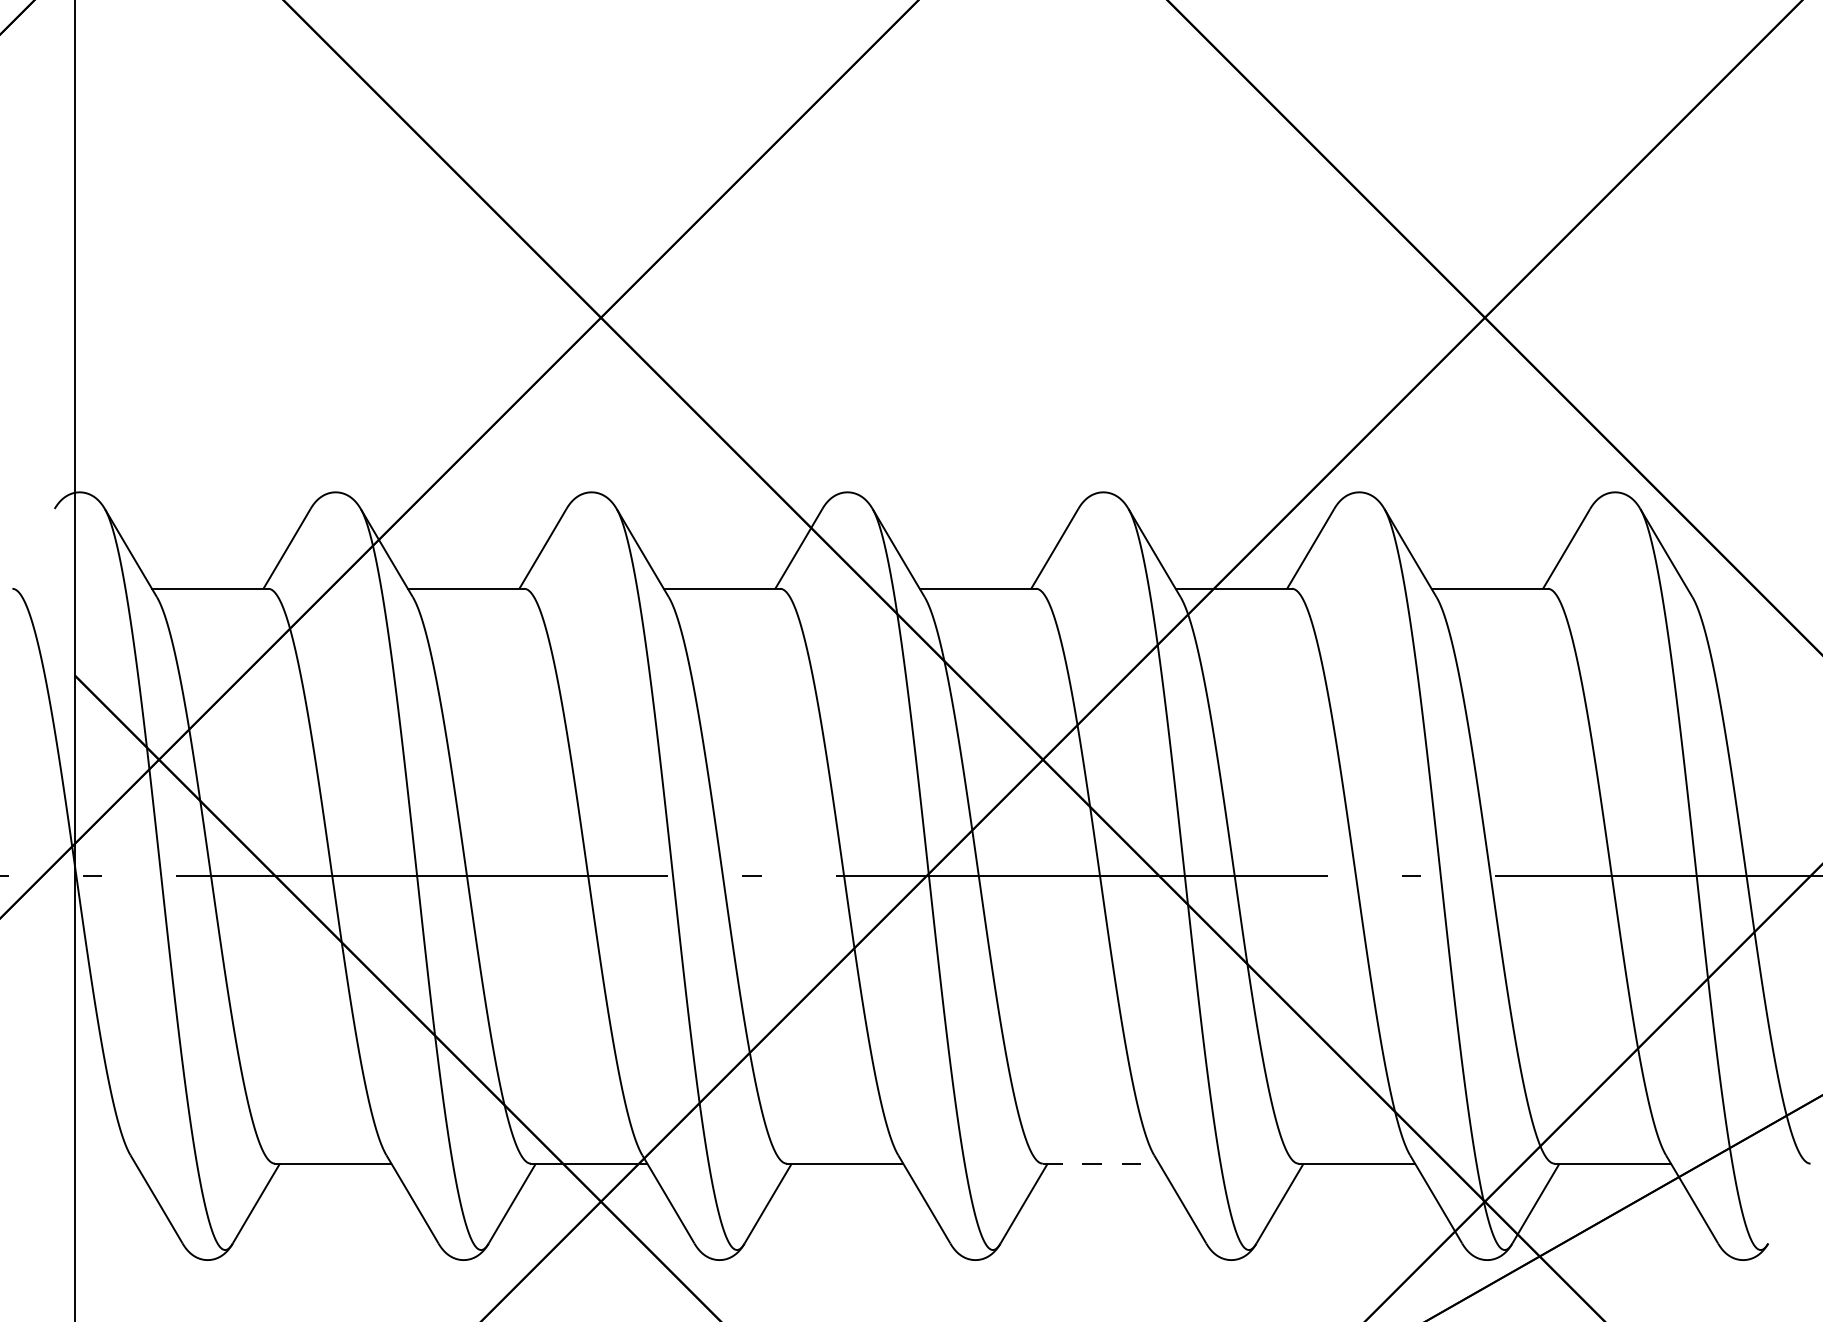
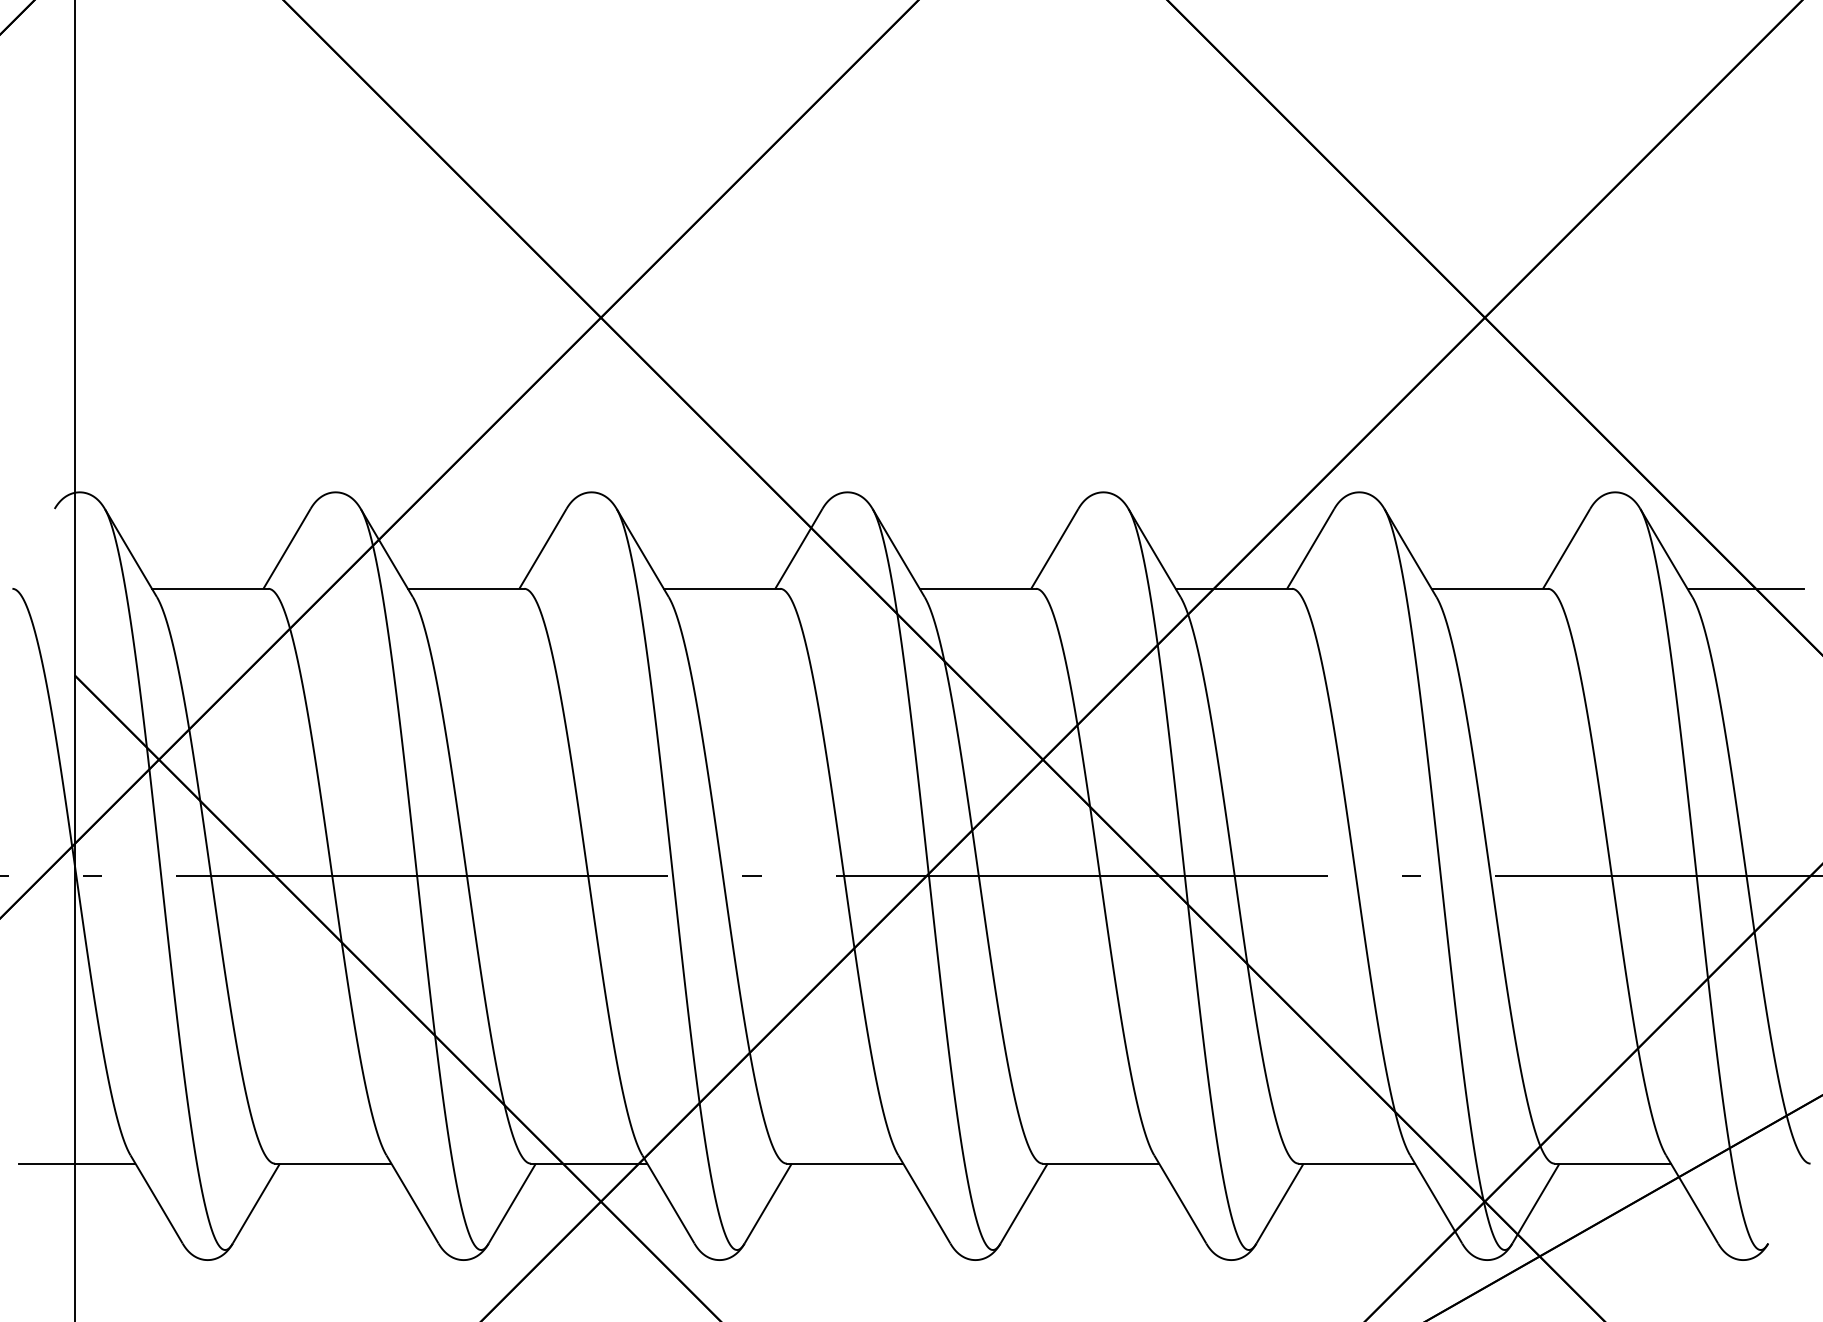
line: none -> present (1745, 588)
line: none -> present (77, 1163)
line: dashed -> solid (1101, 1163)
